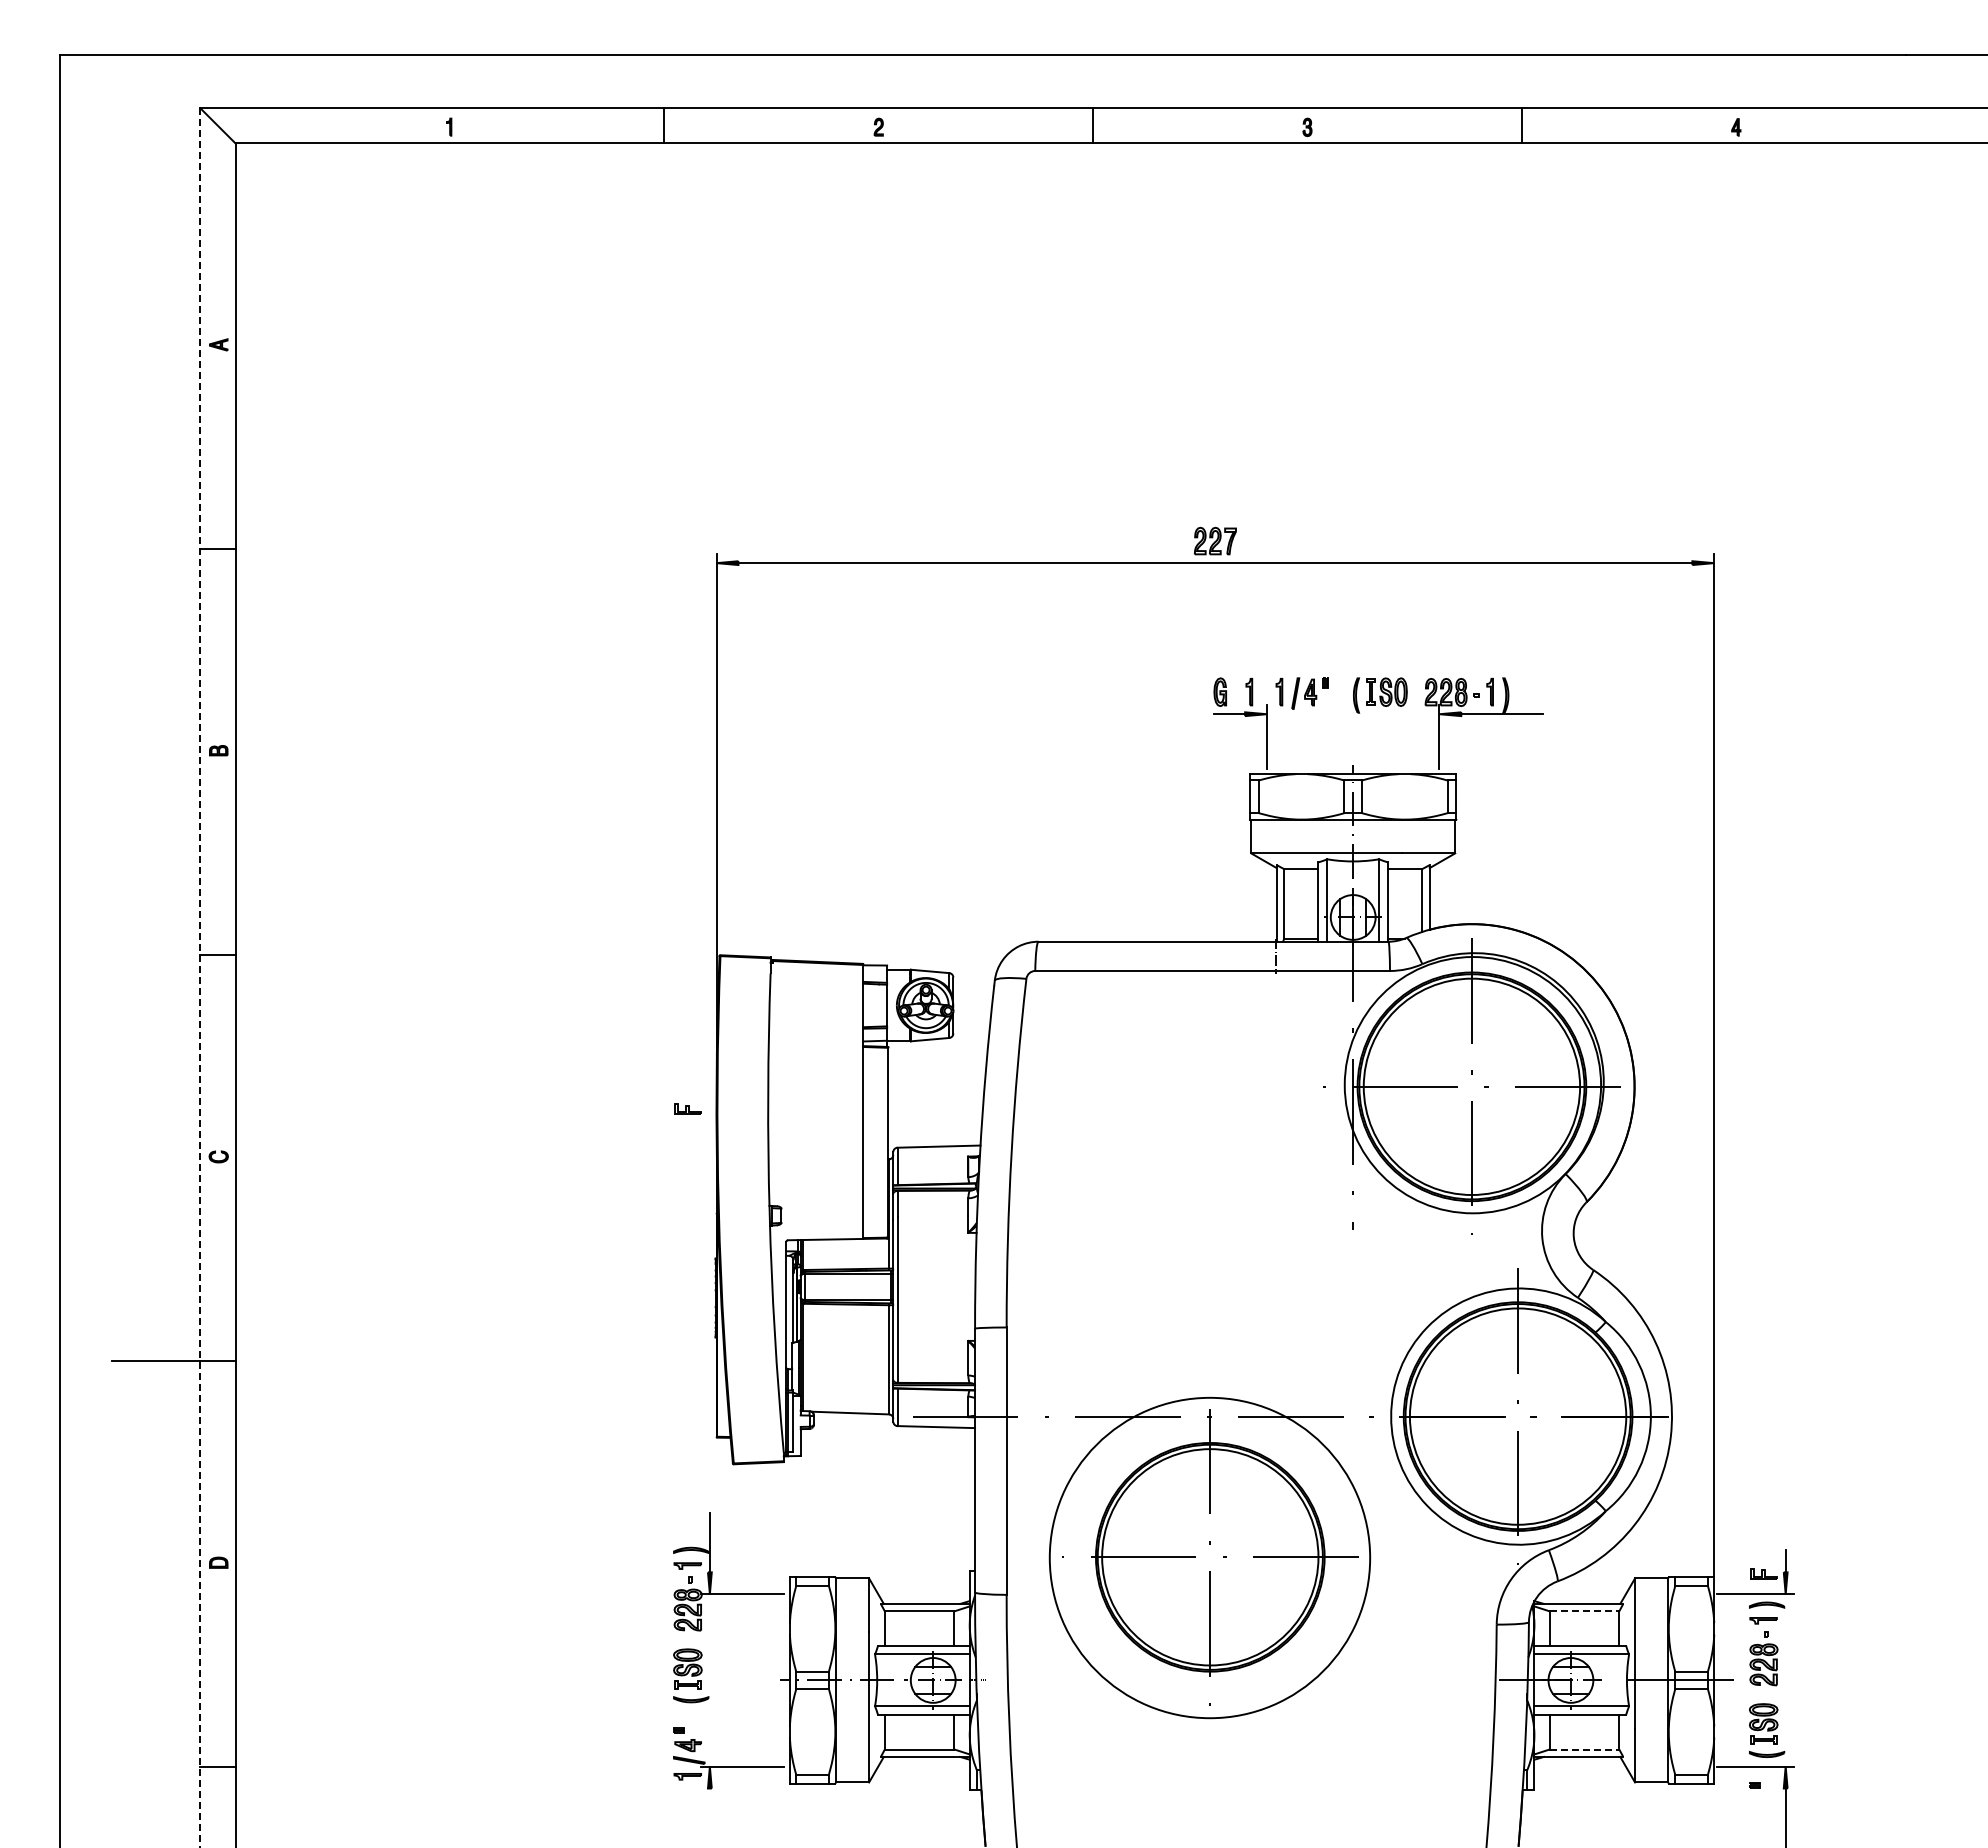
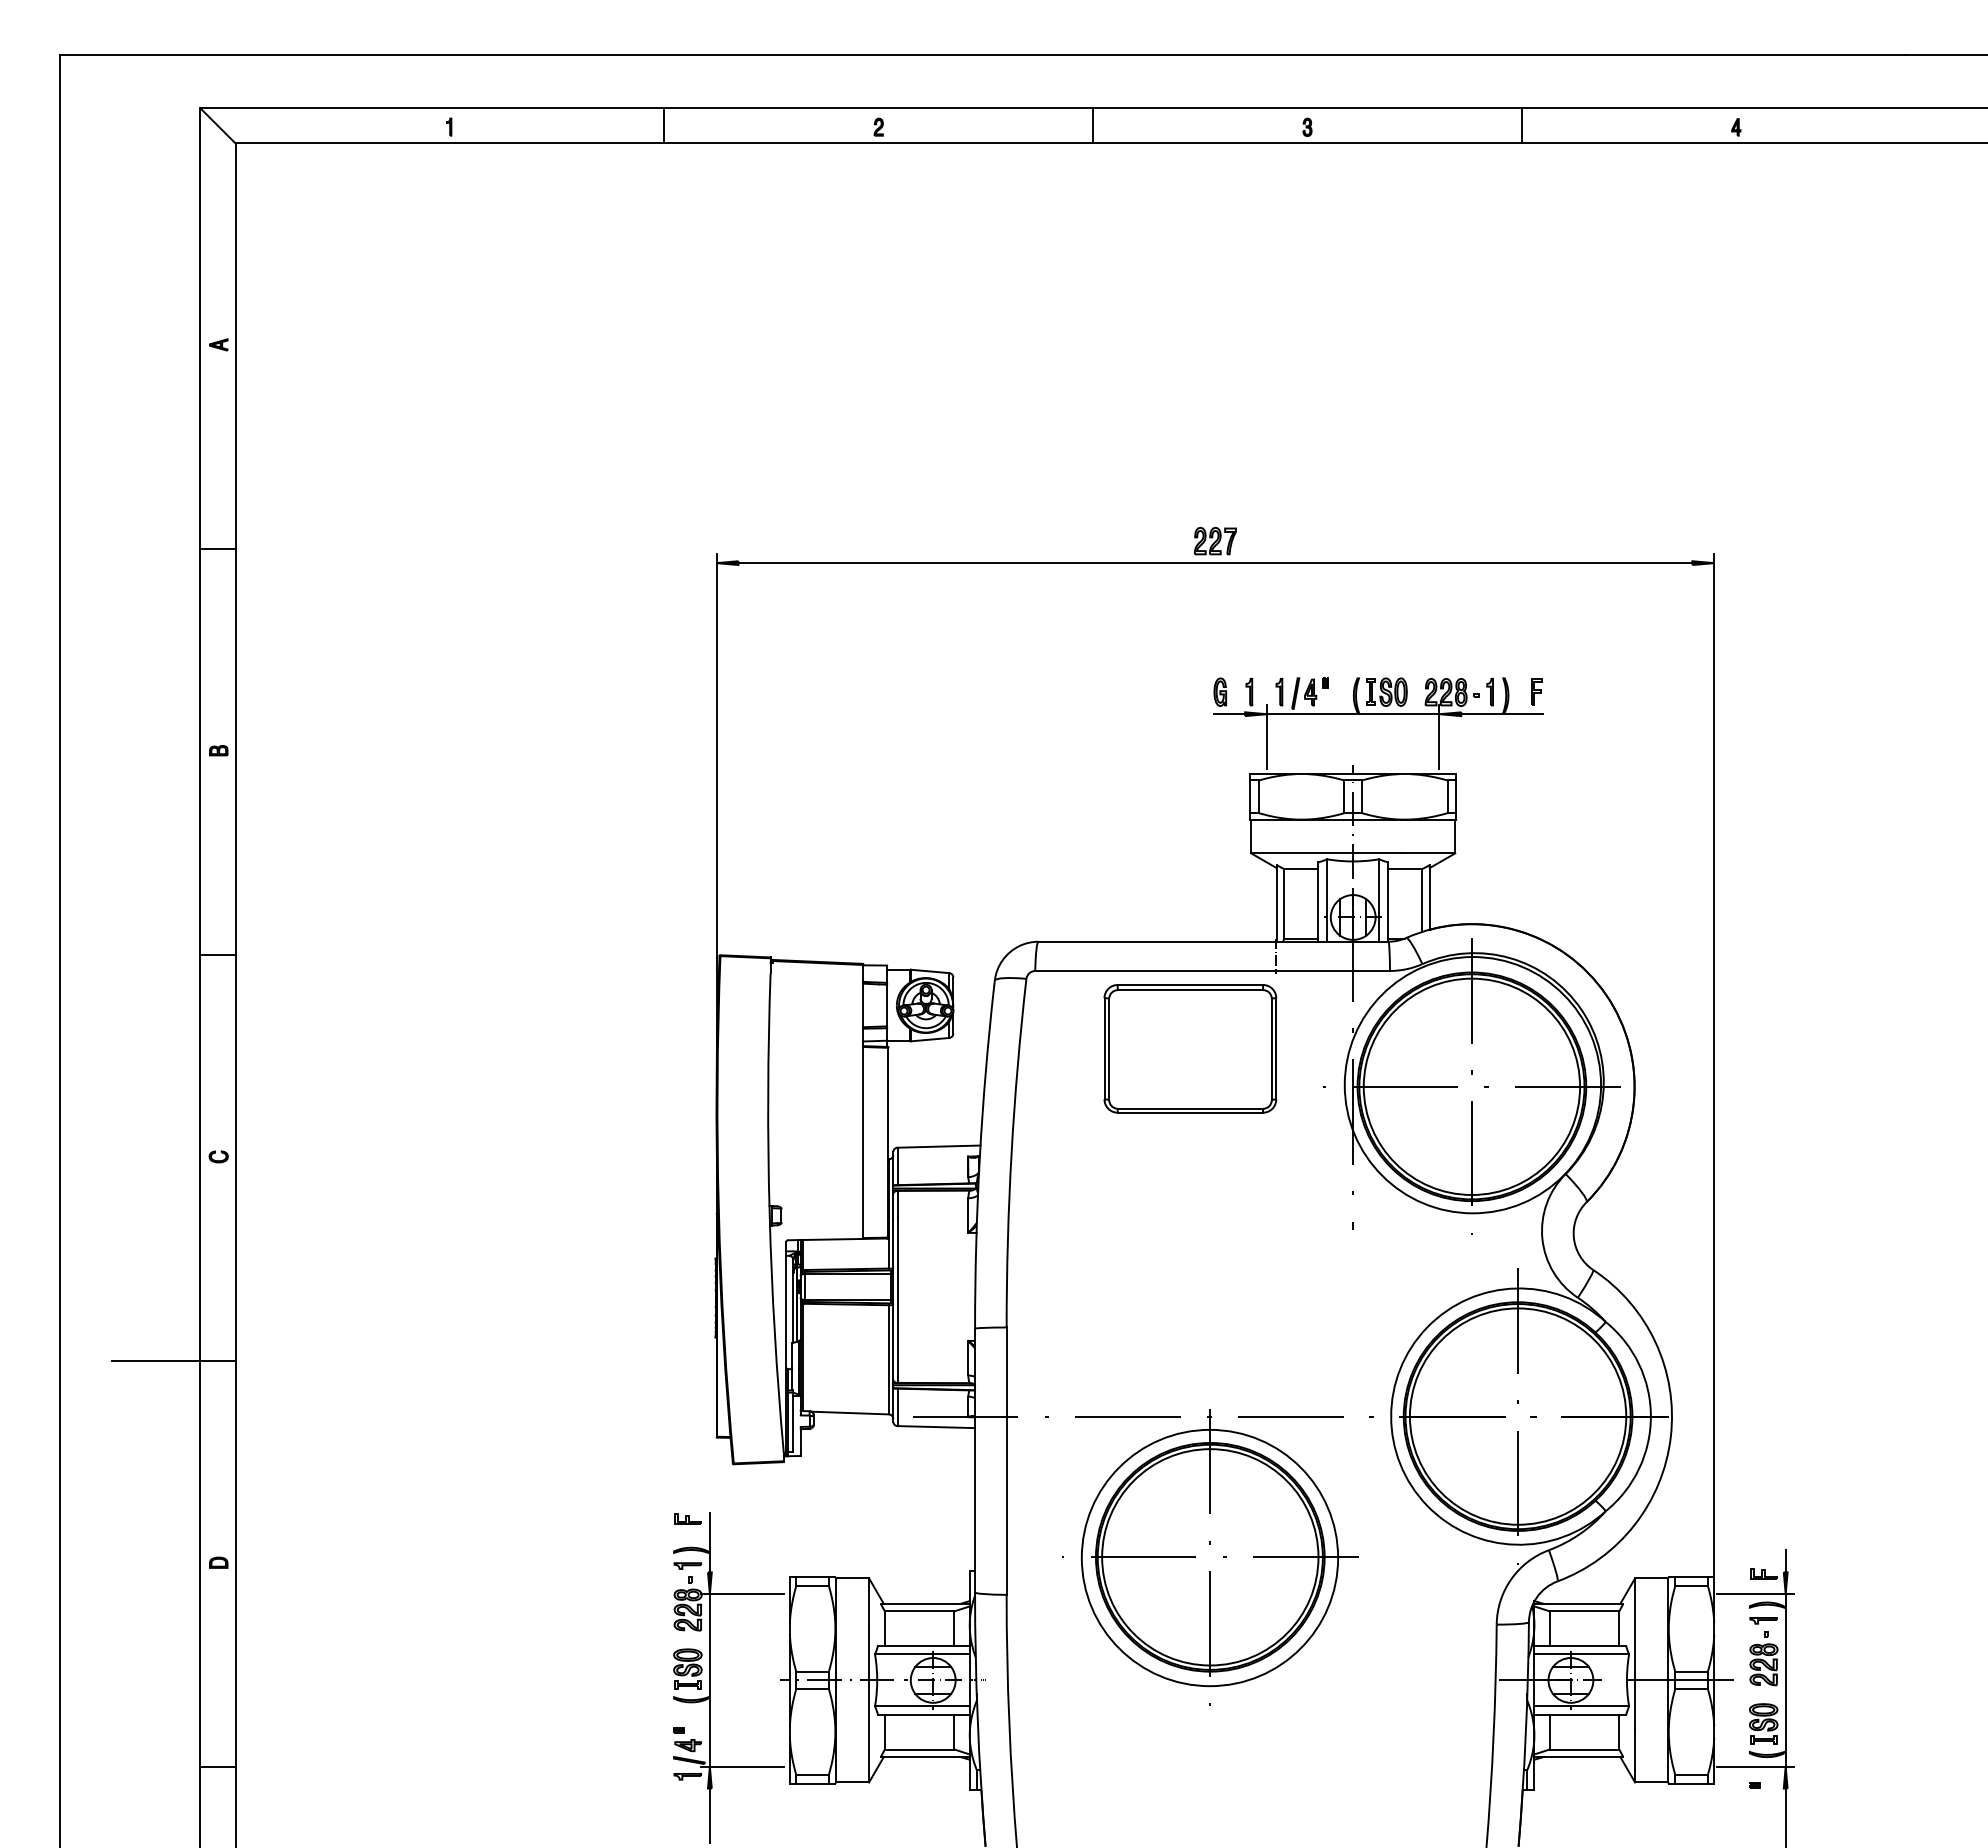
part: none -> present (1536, 691)
line: none -> present (1353, 714)
line: dashed -> solid (200, 977)
part: none -> present (1190, 1048)
part position: (687, 1108) -> (687, 1518) (687, 1518)
circle diameter: 320 px -> 256 px (1209, 1557)
line: dashed -> solid (1584, 1611)
line: none -> present (709, 1680)
line: none -> present (1785, 1680)
line: dashed -> solid (1584, 1749)
line: none -> present (709, 1815)
